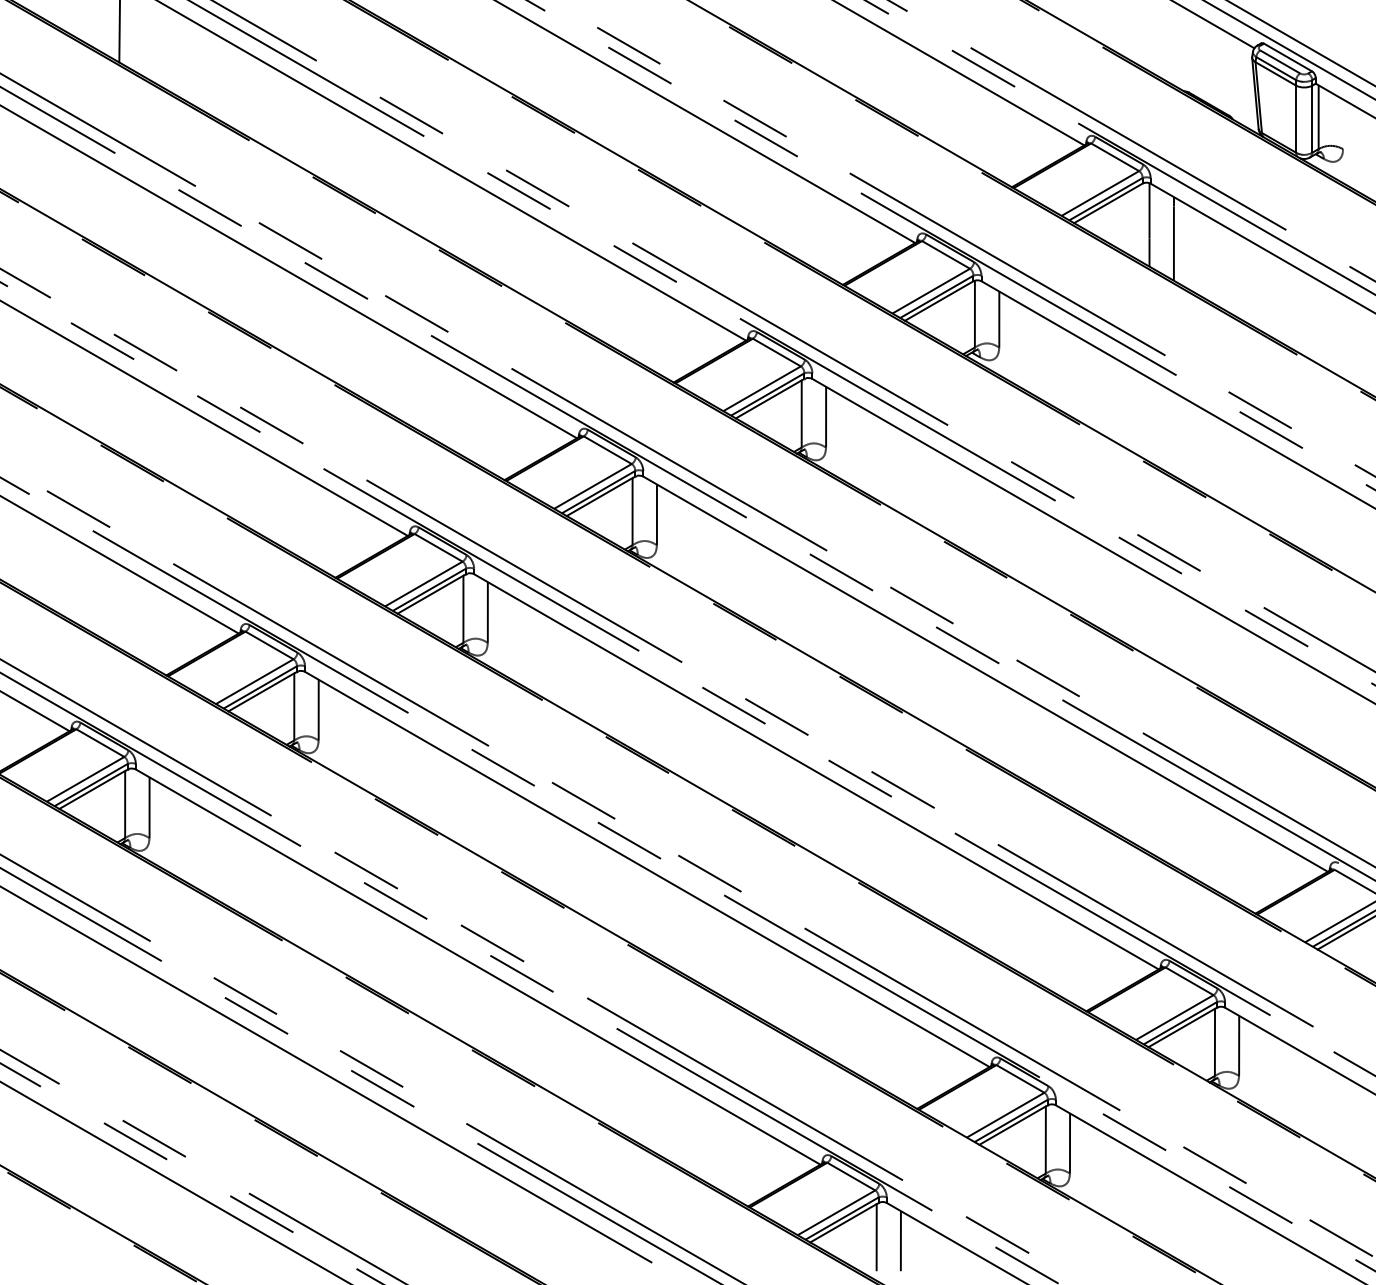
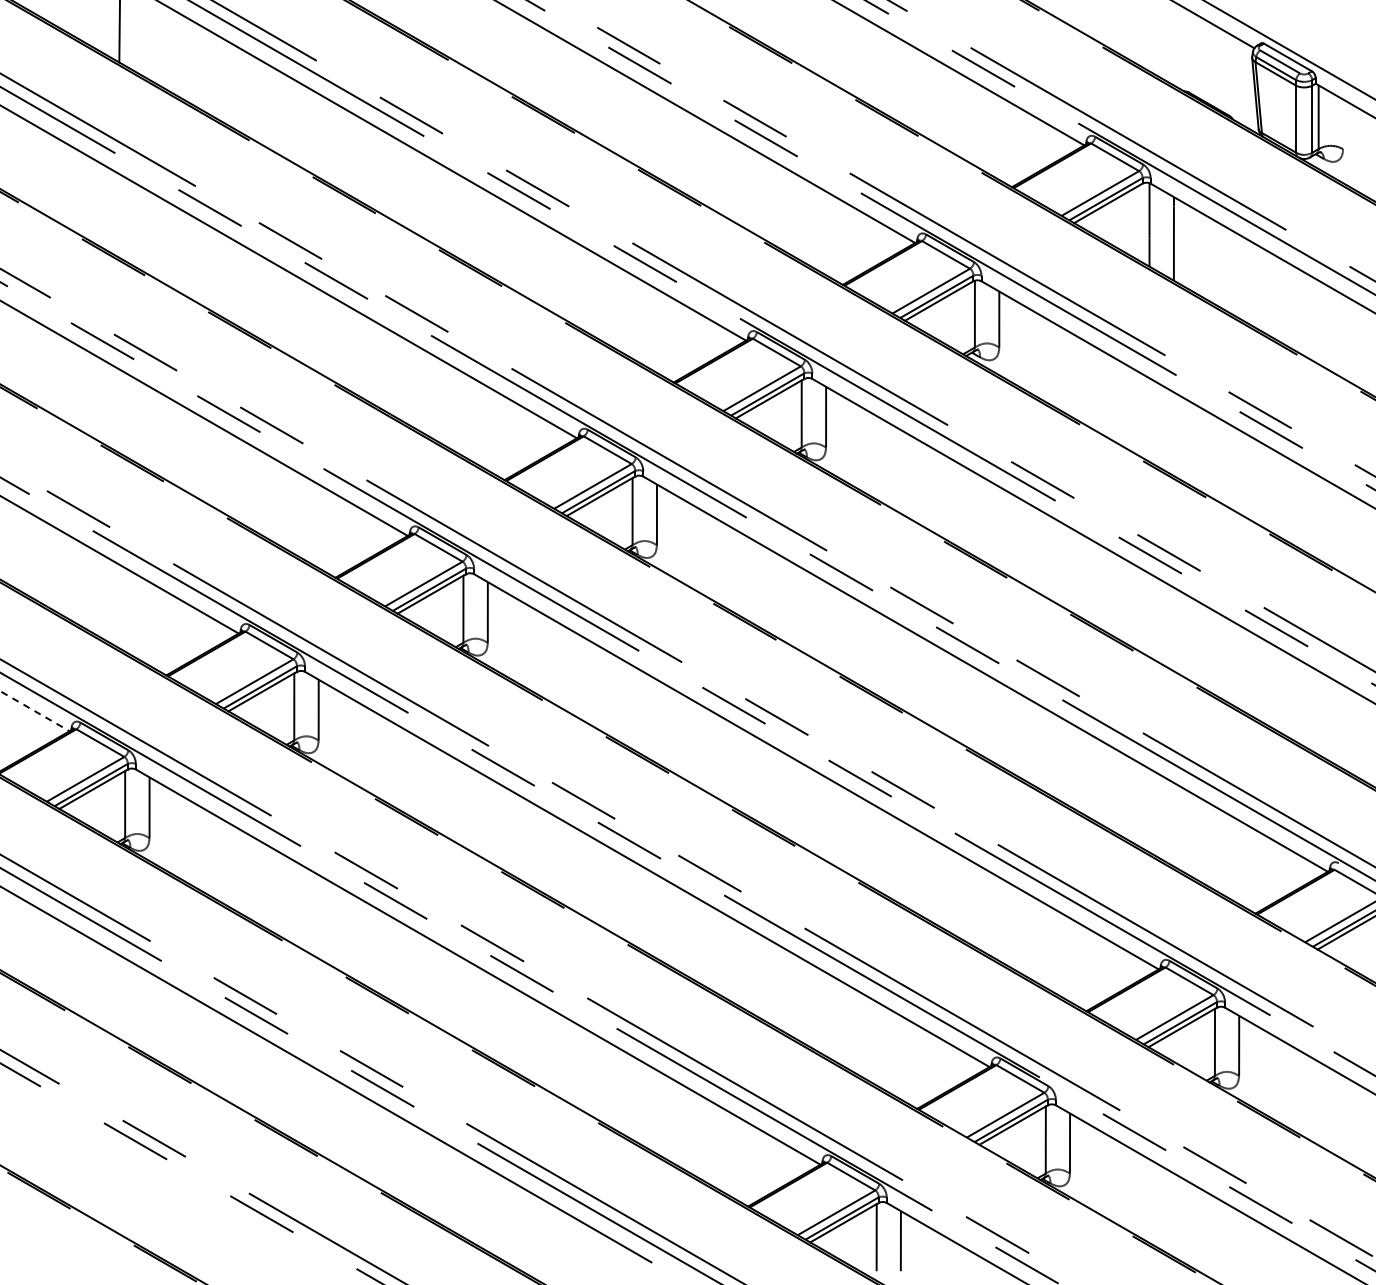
line: present -> none (1301, 43)
line: solid -> dashed (35, 711)
line: present -> none (174, 1181)
